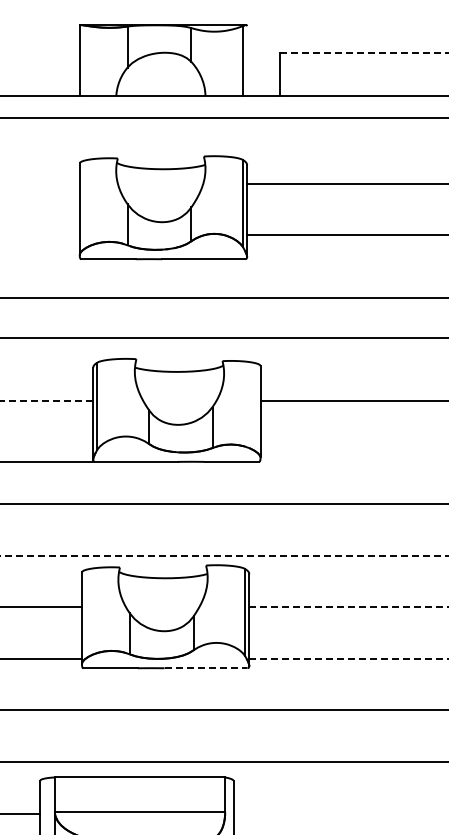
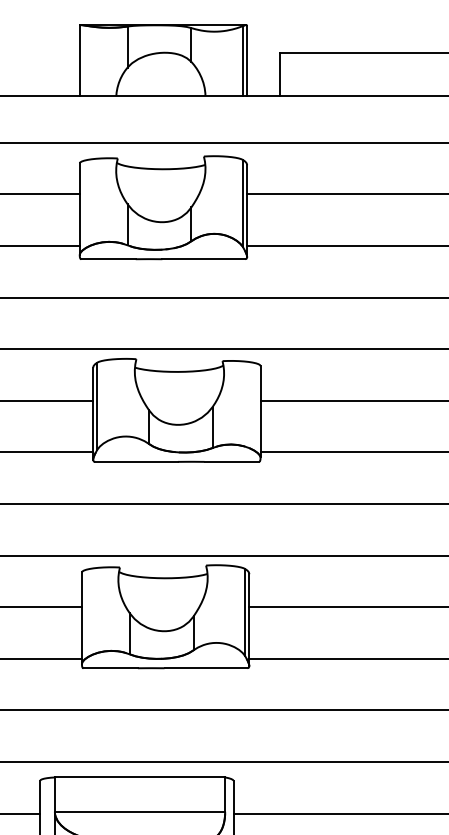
line: dashed -> solid (364, 52)
line: none -> present (247, 61)
line position: (223, 117) -> (223, 142) (223, 142)
line position: (346, 184) -> (346, 194) (346, 194)
line: none -> present (40, 194)
line position: (346, 235) -> (346, 246) (346, 246)
line: none -> present (40, 246)
line position: (223, 338) -> (223, 349) (223, 349)
line: dashed -> solid (47, 400)
line: none -> present (352, 452)
line position: (47, 462) -> (47, 452) (47, 452)
line: dashed -> solid (224, 555)
line: dashed -> solid (349, 607)
line: dashed -> solid (349, 658)
line: dashed -> solid (206, 668)
line: none -> present (339, 813)
